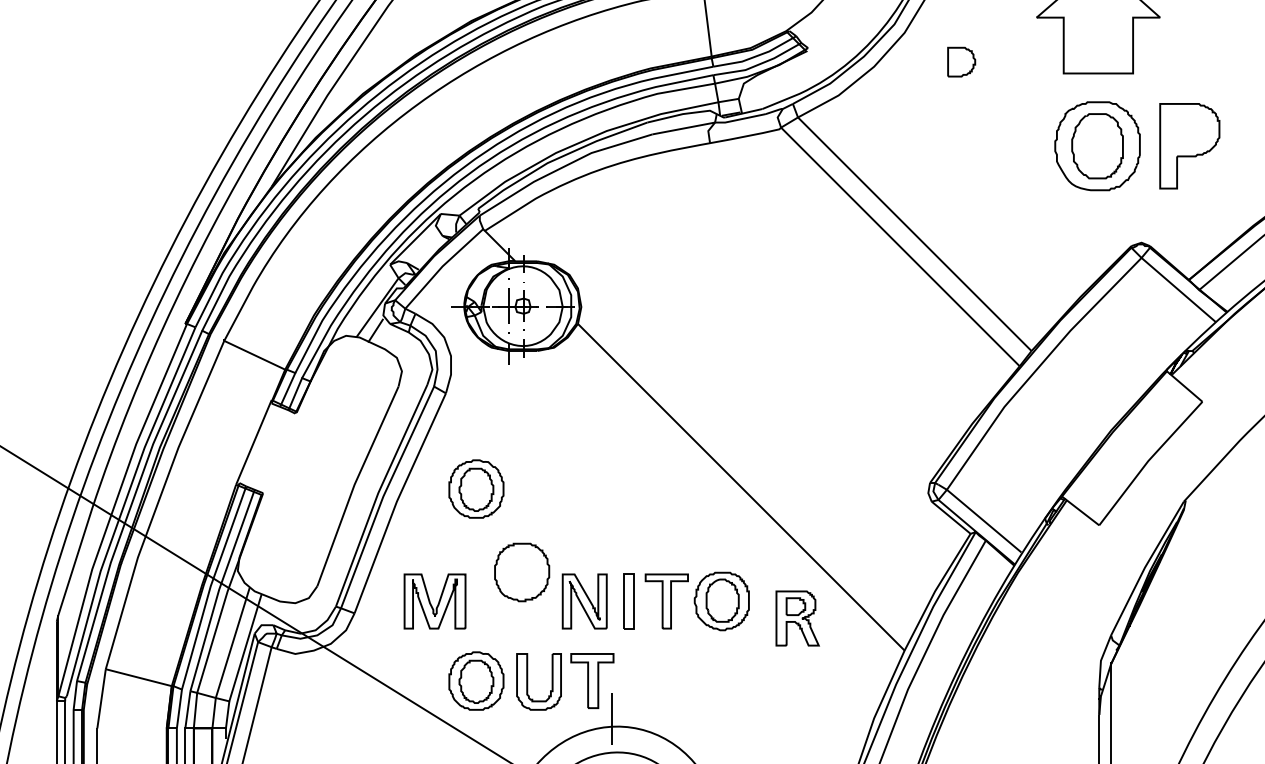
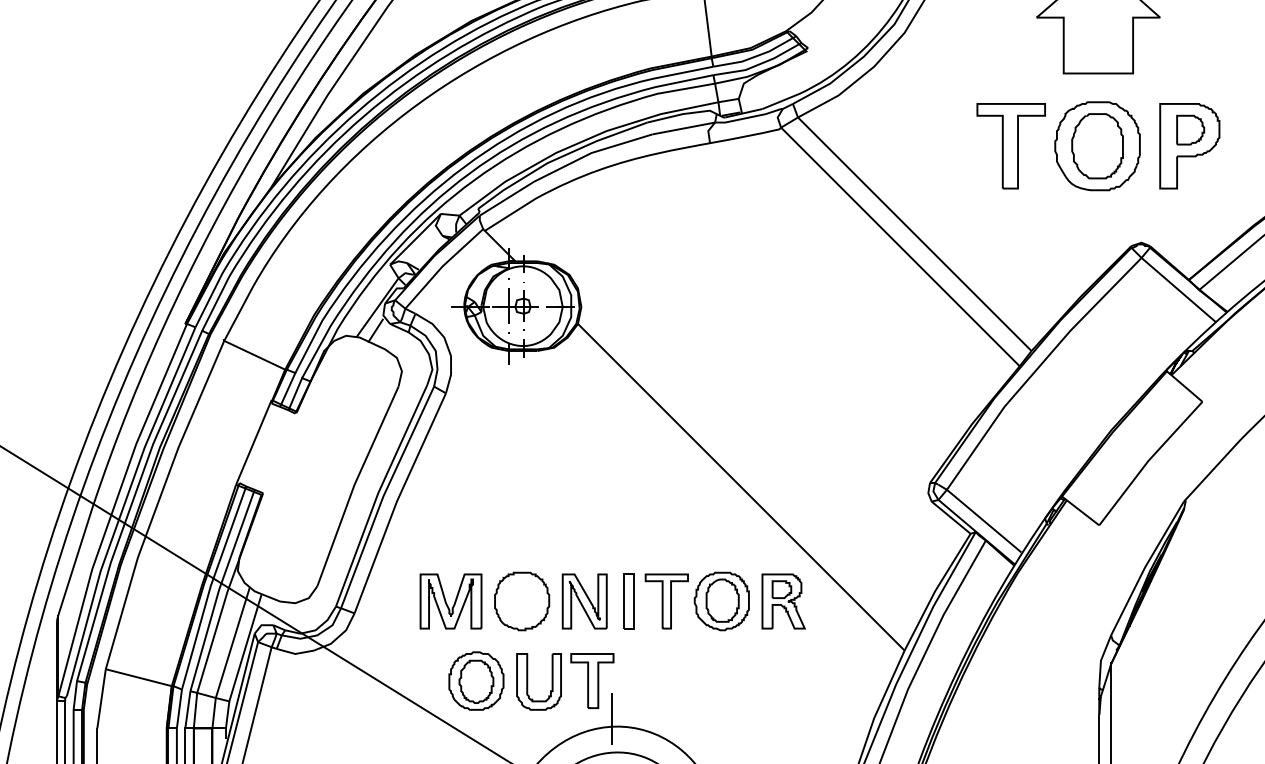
part position: (961, 61) -> (1190, 129) (1190, 129)
part: none -> present (1010, 146)
part: present -> none (476, 488)
part position: (522, 572) -> (522, 601) (522, 601)
part position: (434, 601) -> (450, 601) (450, 601)
part position: (797, 618) -> (783, 601) (783, 601)
